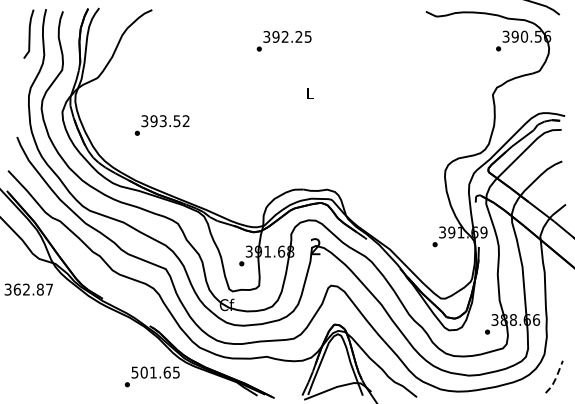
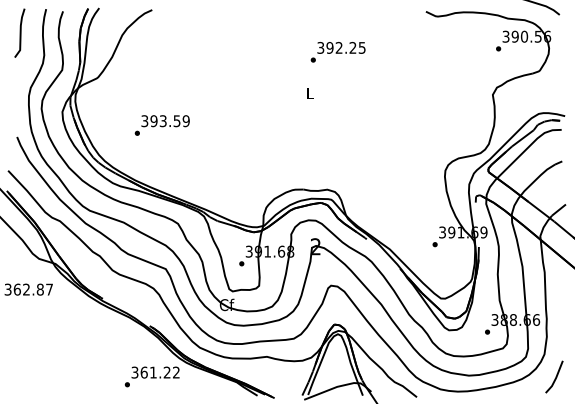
line position: (28, 33) -> (19, 32) (19, 32)
text position: (283, 41) -> (337, 52) (337, 52)
text: 393.52 -> 393.59 (185, 121)
text: 501.65 -> 361.22 (155, 372)
line: dashed -> solid (556, 377)
